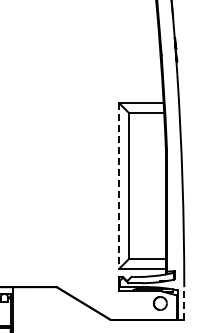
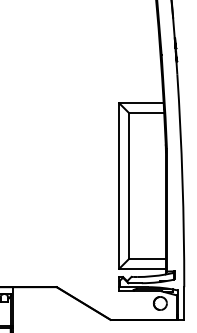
line: dashed -> solid (119, 186)
line: dashed -> solid (184, 303)
